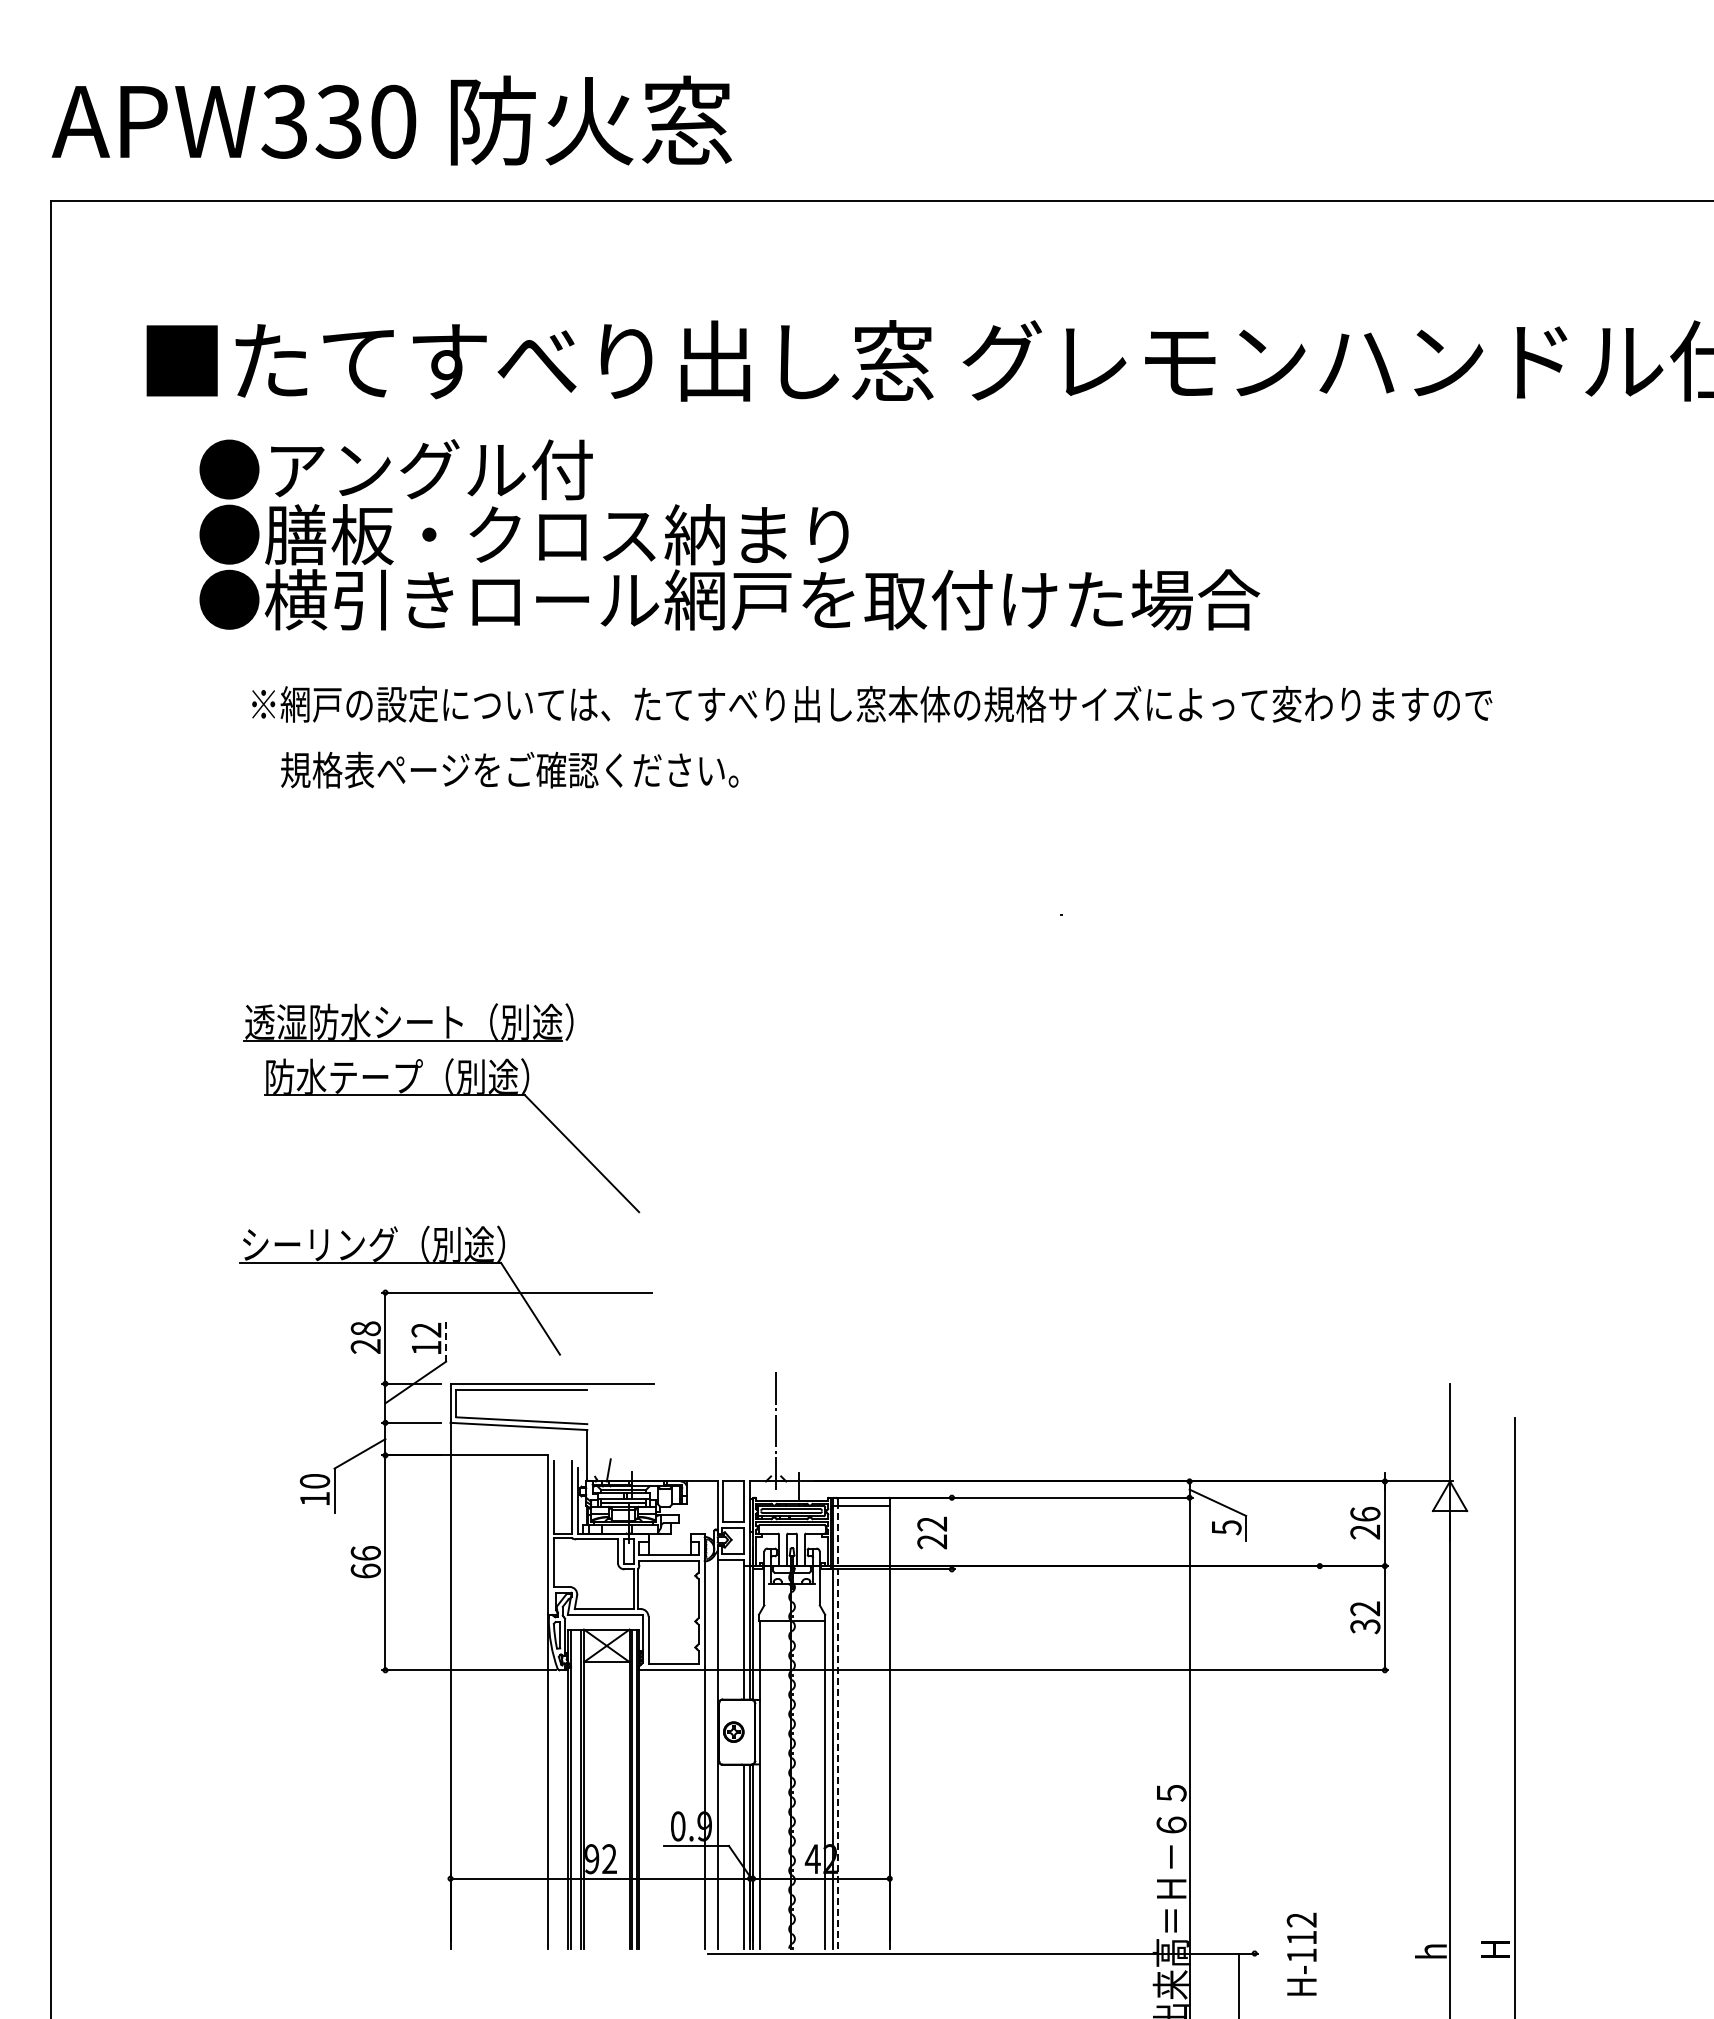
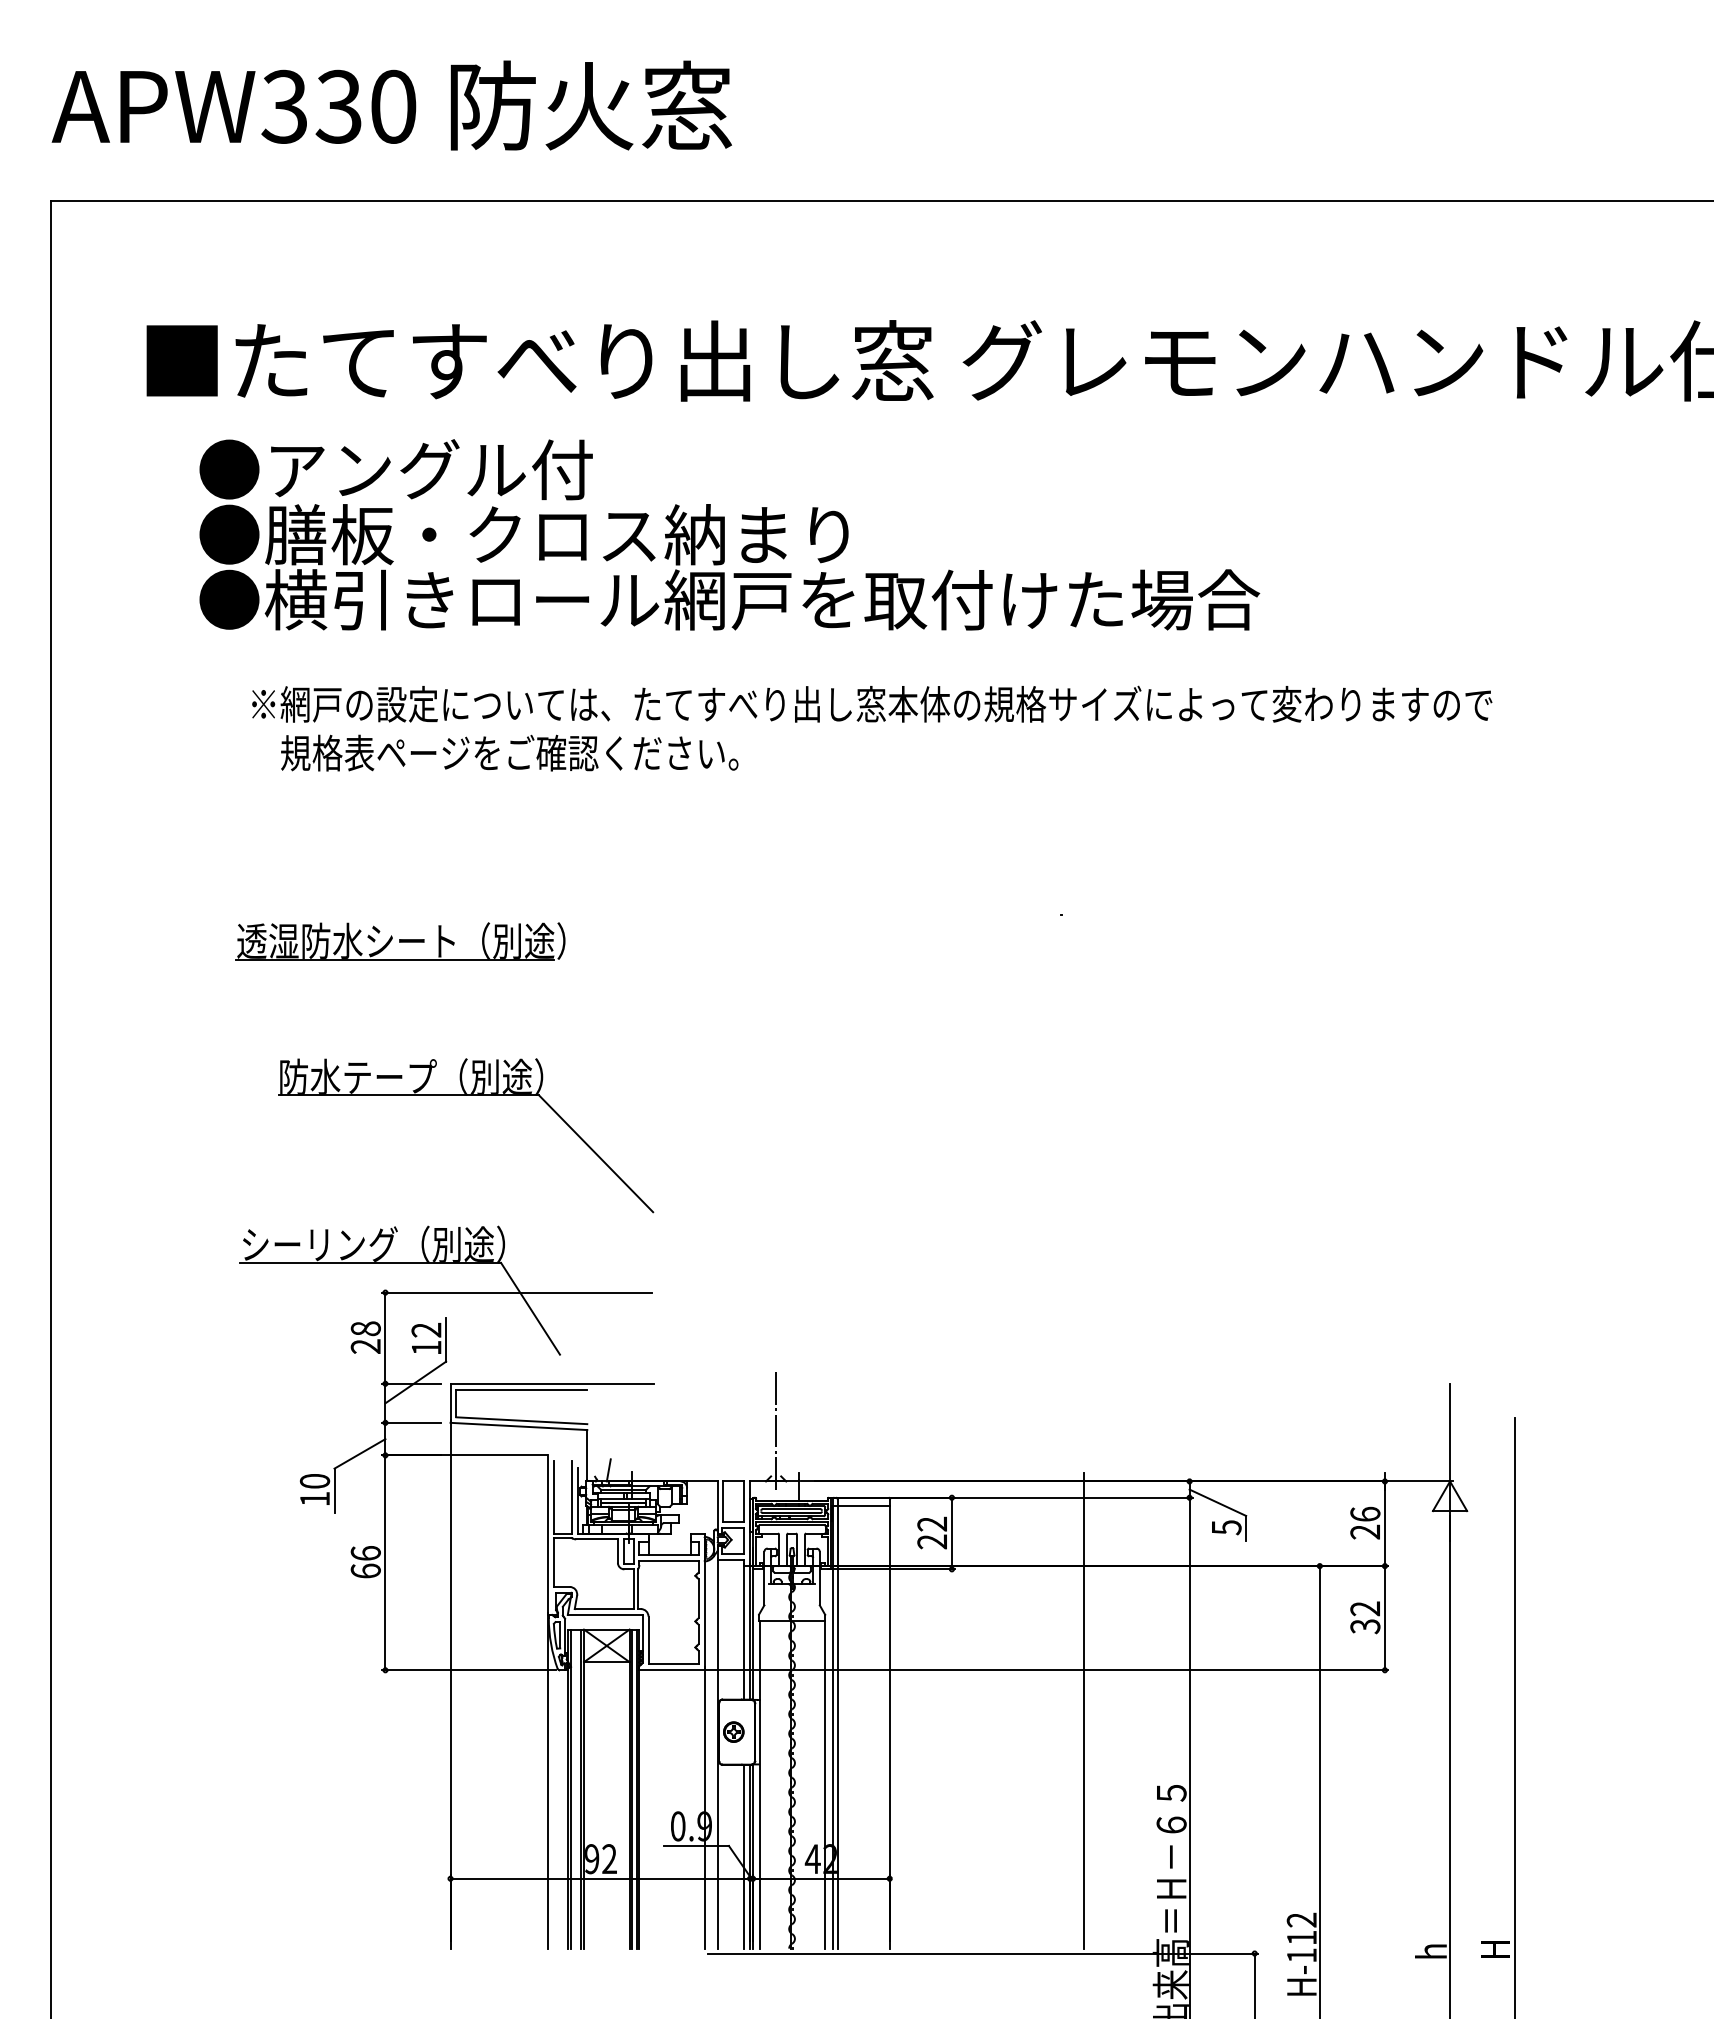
text position: (391, 120) -> (391, 105) (391, 105)
text position: (509, 769) -> (509, 752) (509, 752)
part position: (408, 1022) -> (400, 941) (400, 941)
part position: (452, 1095) -> (466, 1095) (466, 1095)
line: dashed -> solid (446, 1339)
line: none -> present (951, 1533)
line: none -> present (1083, 1710)
line: dashed -> solid (837, 1726)
line: none -> present (1319, 1790)
line position: (1238, 1984) -> (1254, 1984) (1254, 1984)
